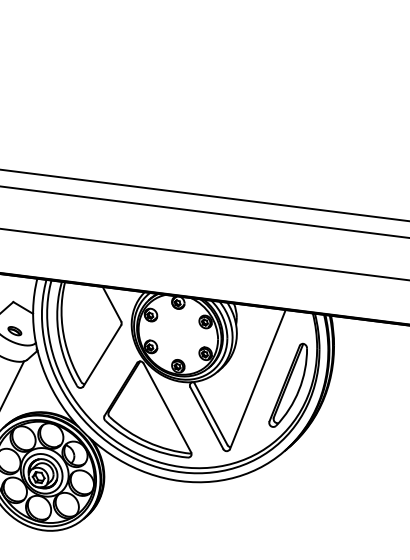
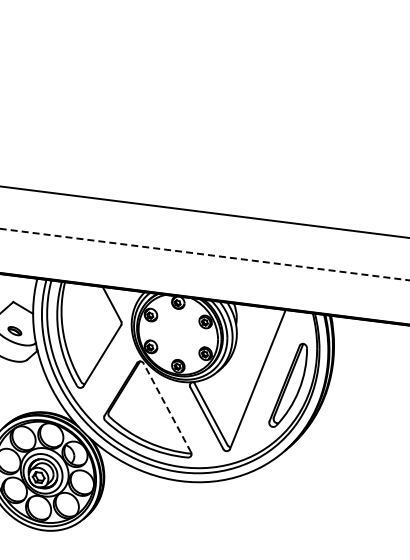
line: present -> none (204, 194)
line: solid -> dashed (205, 254)
line: present -> none (13, 383)
line: solid -> dashed (167, 407)
